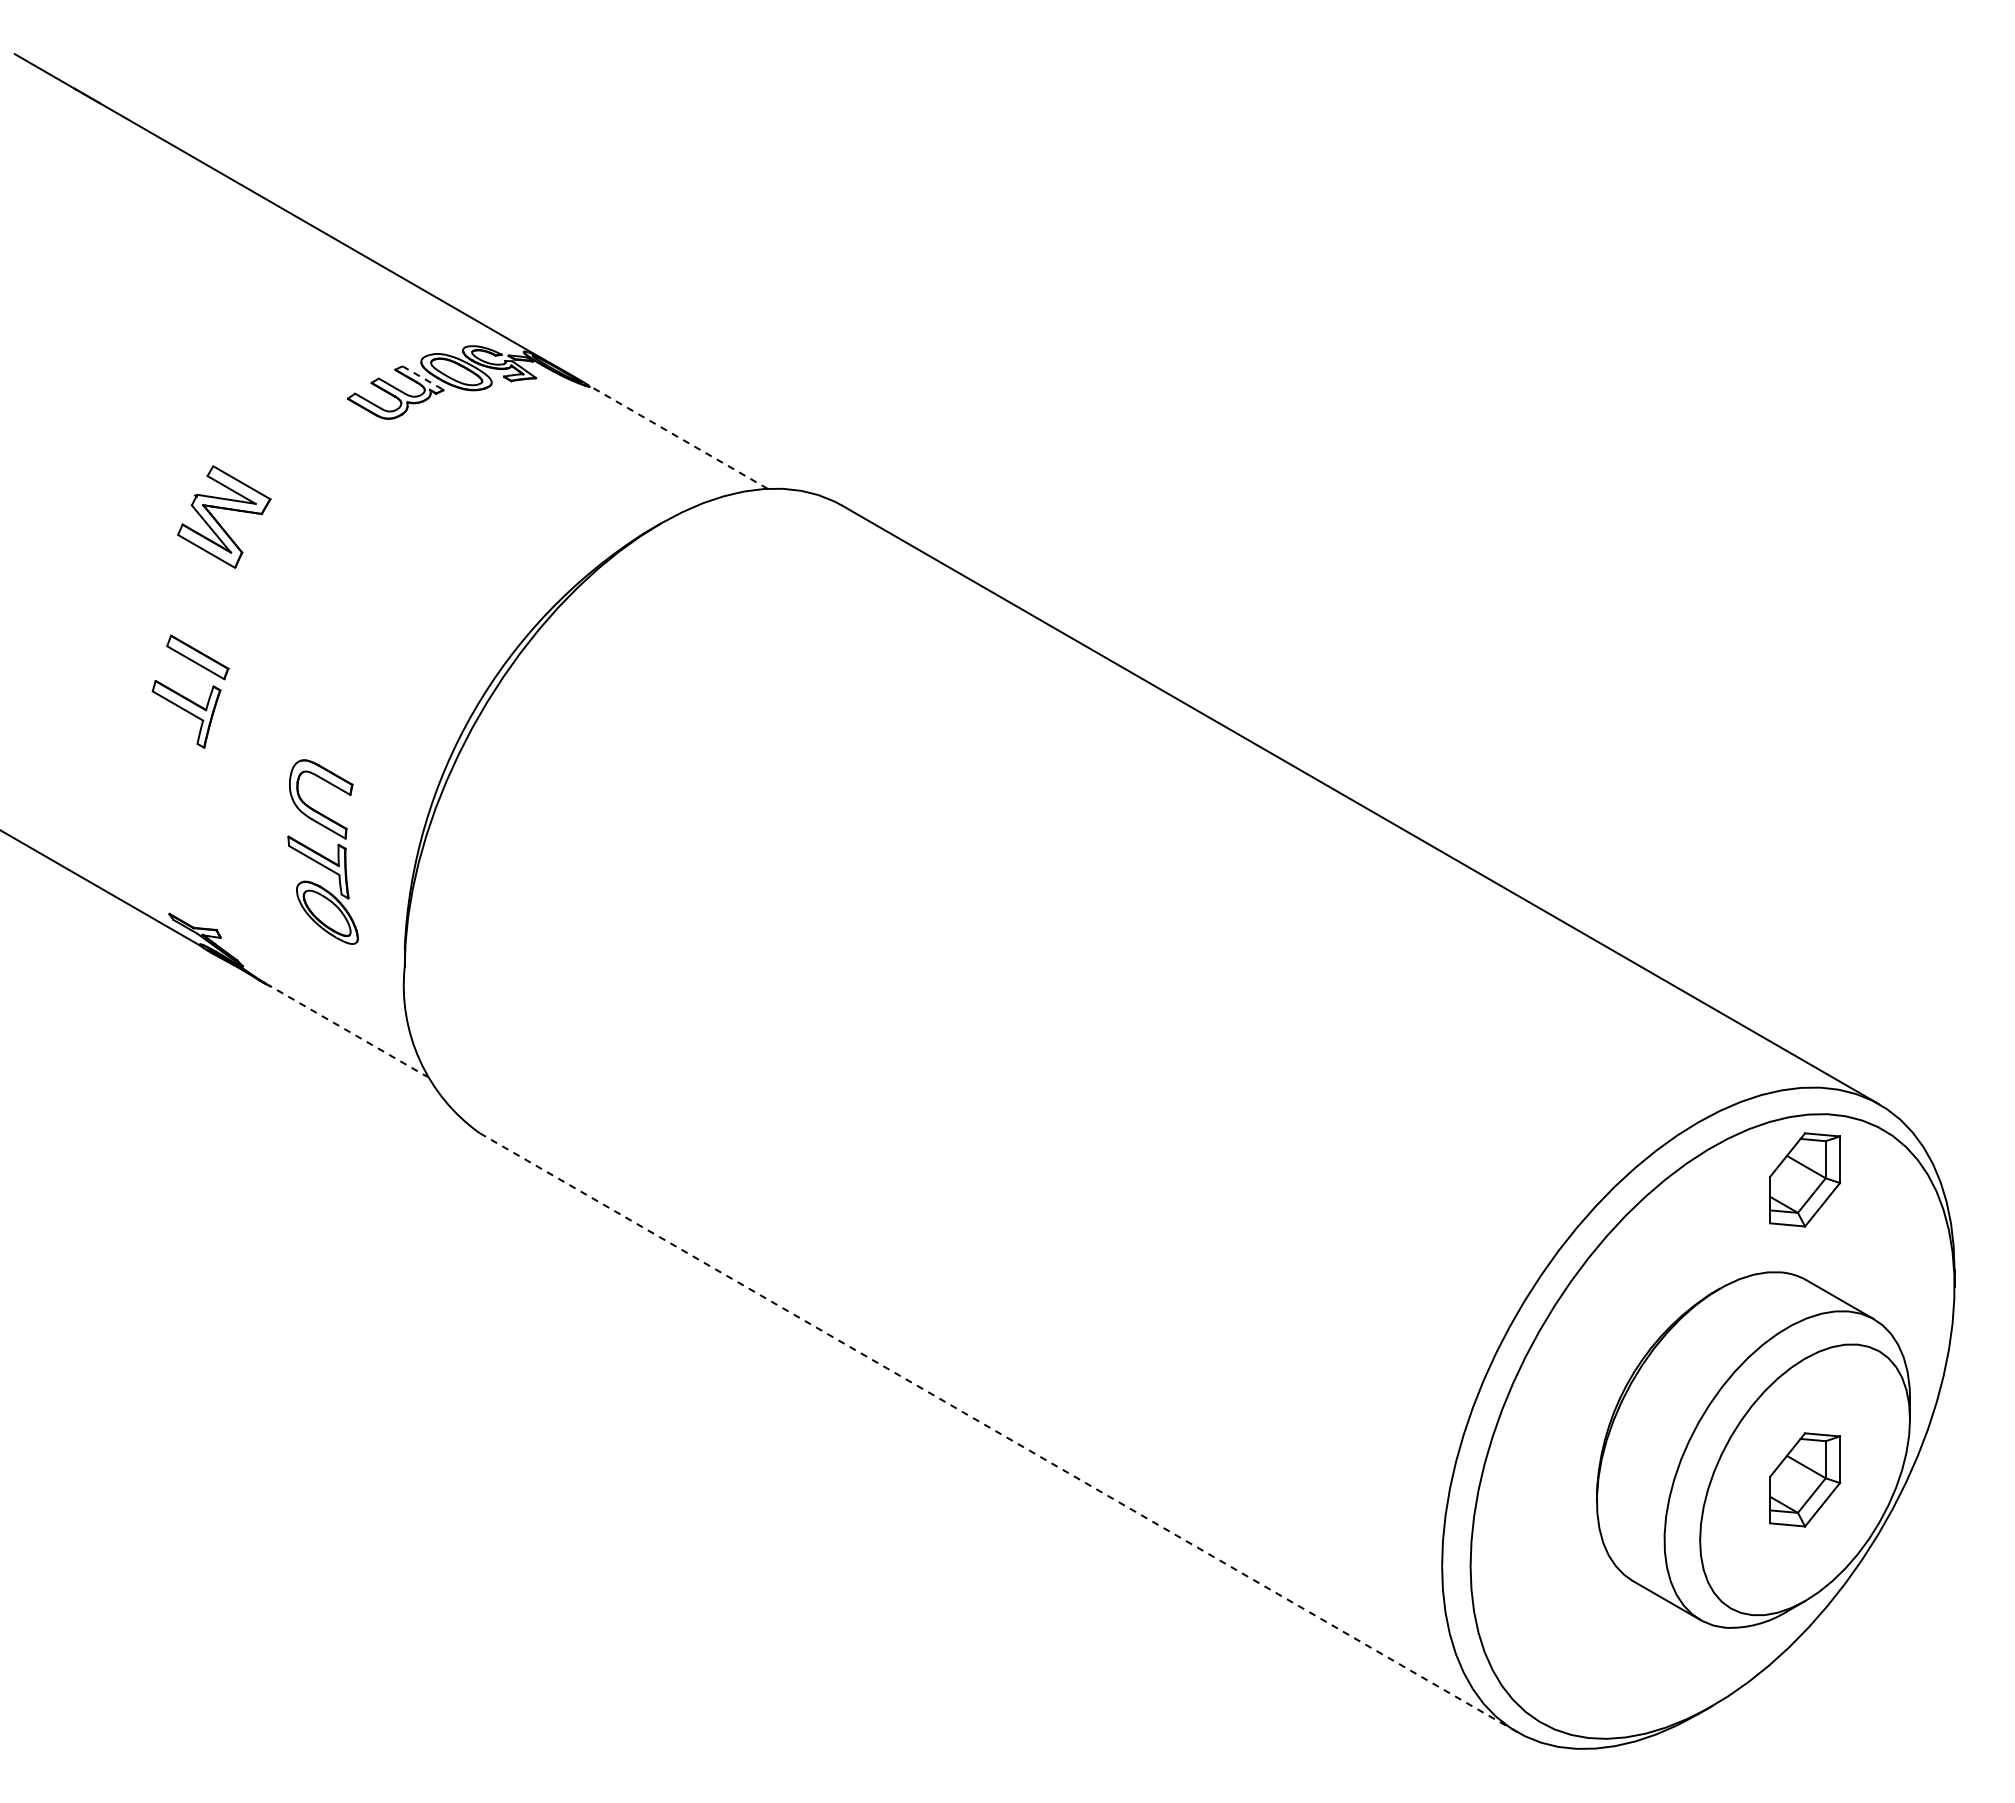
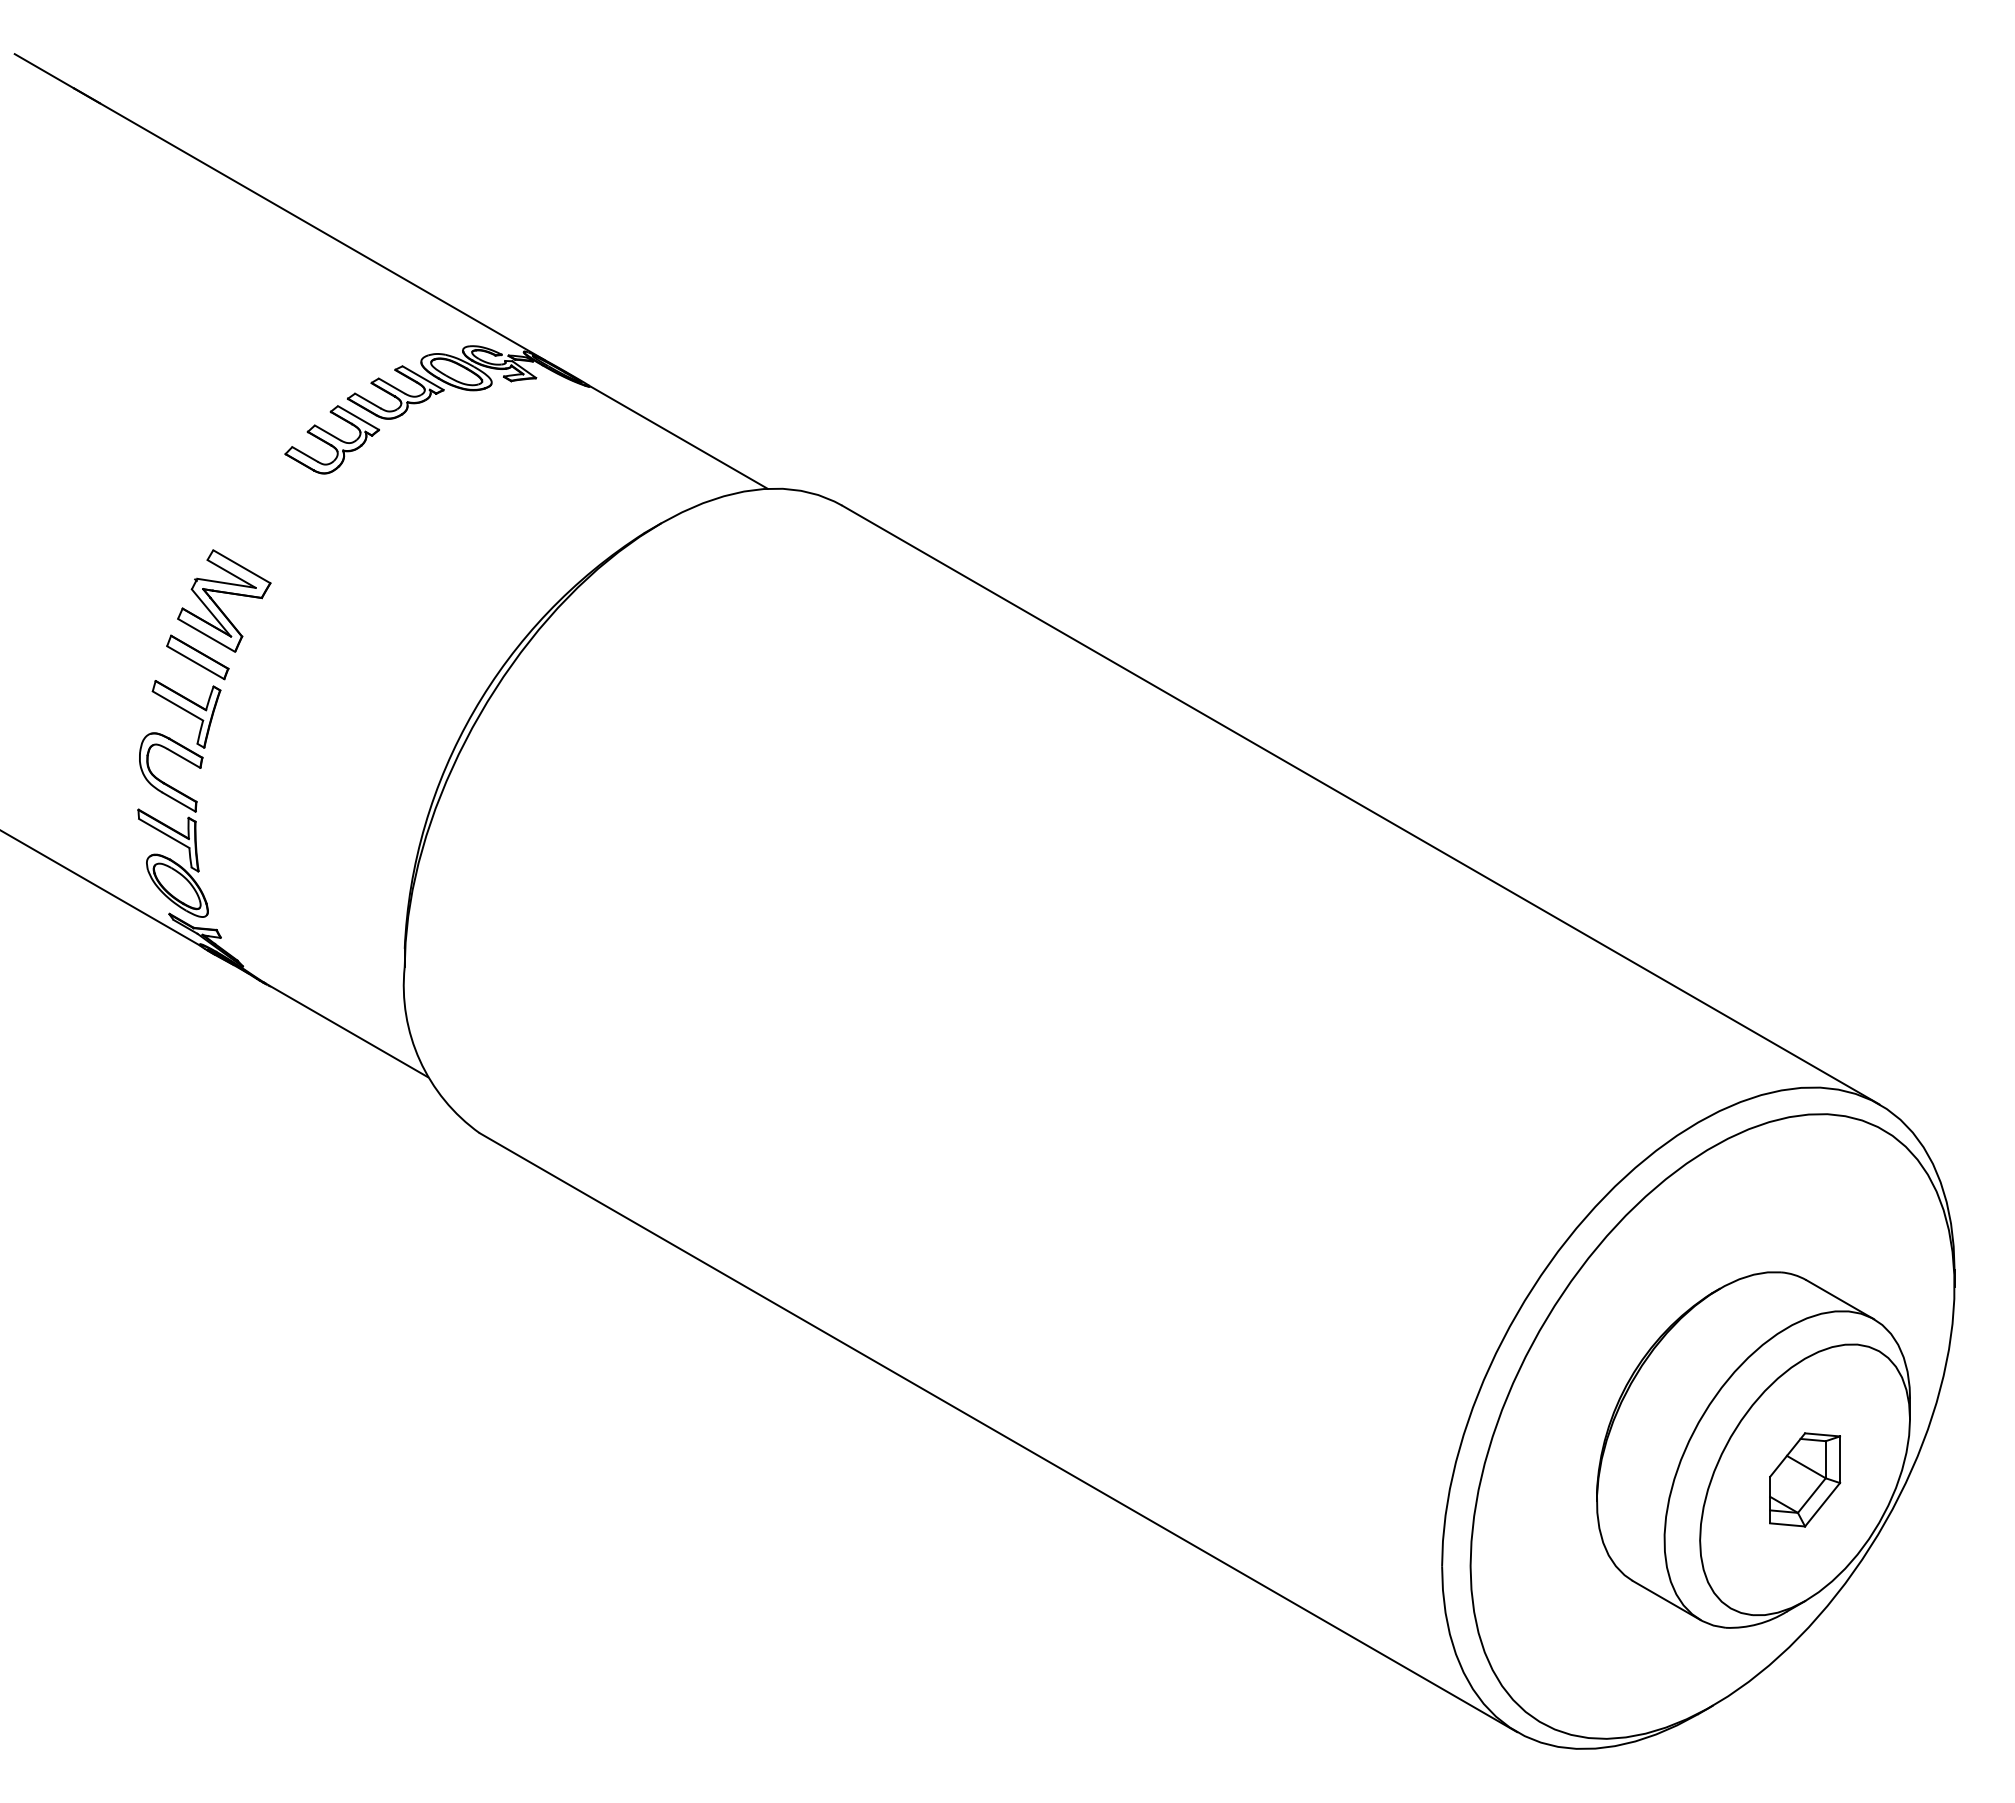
line: dashed -> solid (423, 378)
line: dashed -> solid (677, 436)
part: none -> present (331, 439)
part position: (224, 509) -> (224, 593) (224, 593)
part position: (322, 851) -> (172, 824) (172, 824)
line: dashed -> solid (346, 1030)
part: present -> none (1805, 1179)
line: dashed -> solid (998, 1432)
